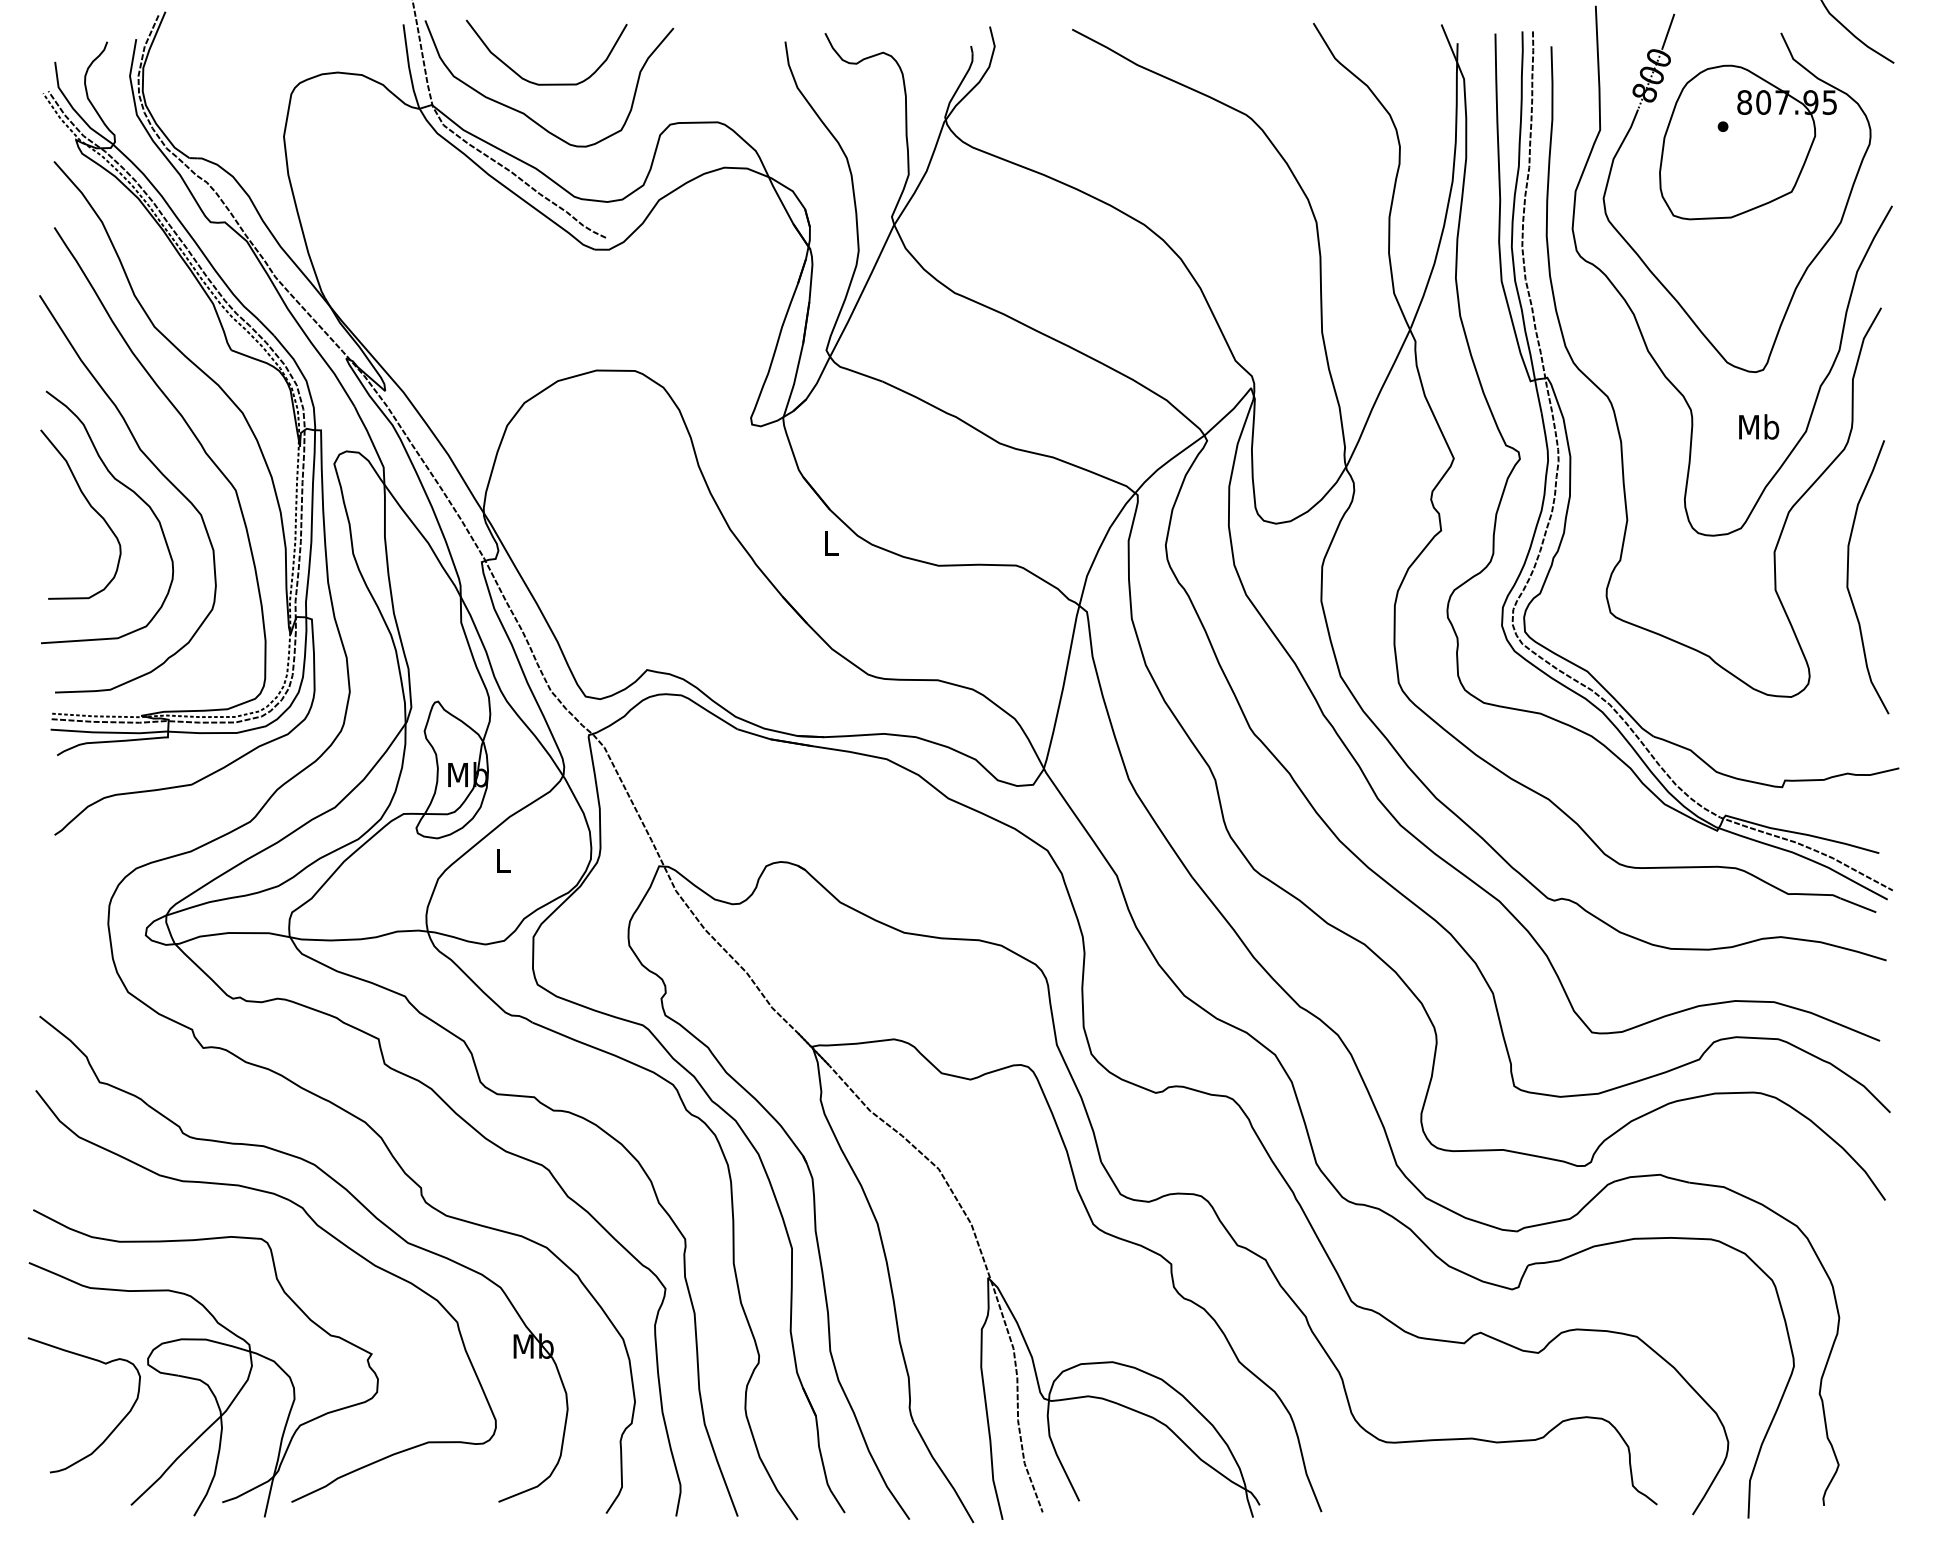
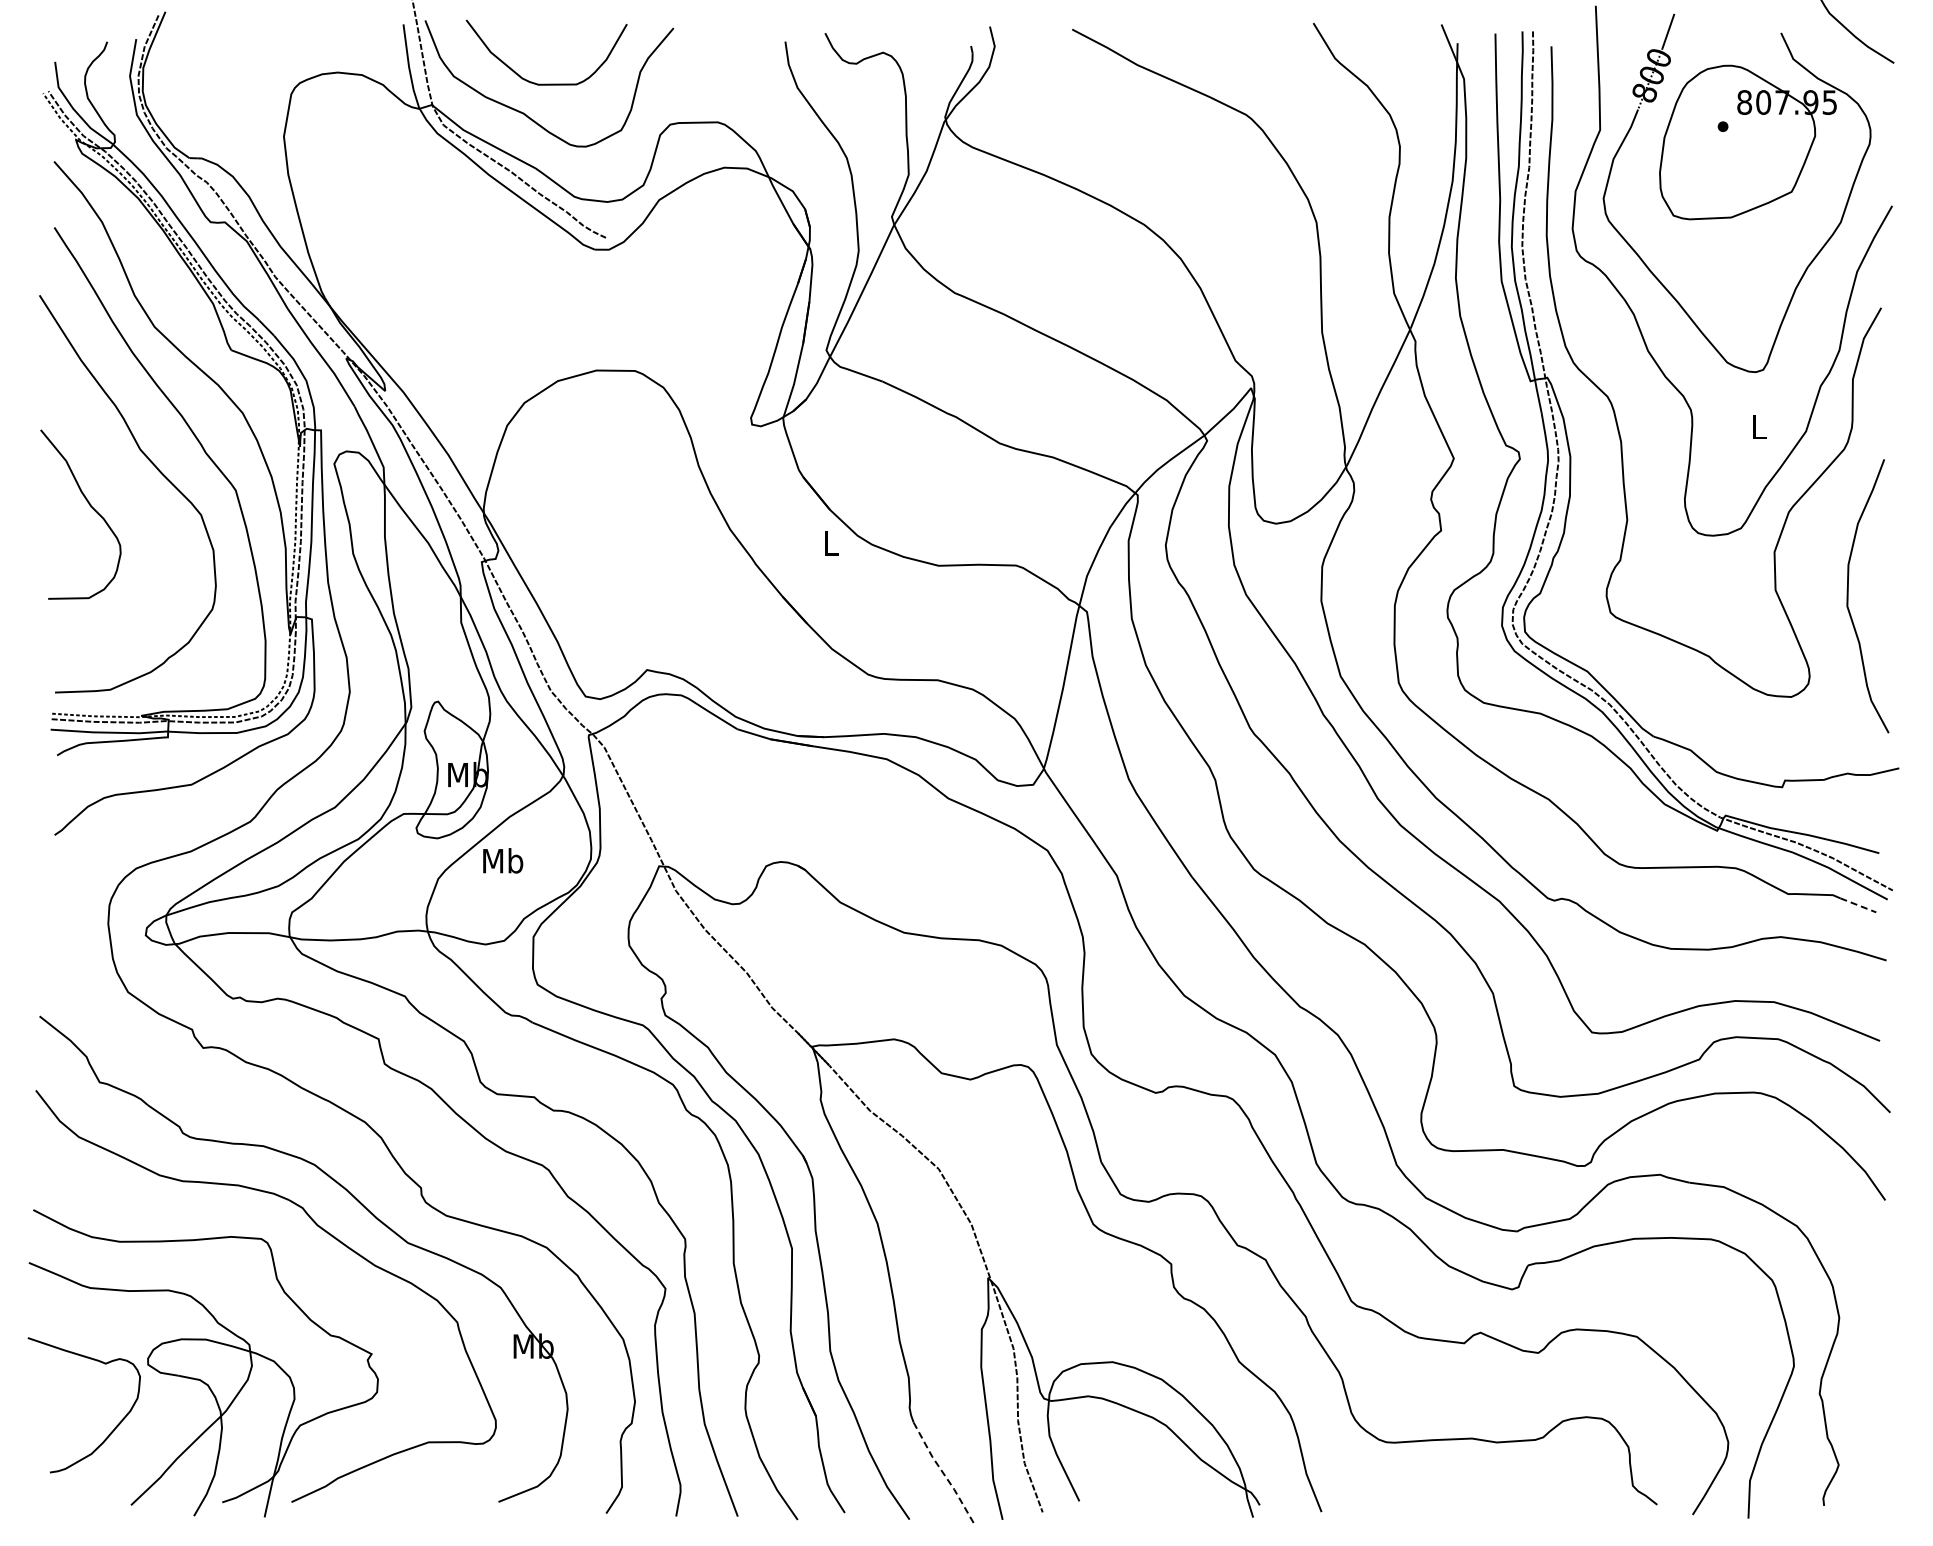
text: Mb -> L (1759, 426)
curve: present -> none (125, 487)
curve position: (1848, 577) -> (1848, 596) (1848, 596)
text: L -> Mb (503, 860)
line: solid -> dashed (1858, 905)
line: solid -> dashed (942, 1472)
